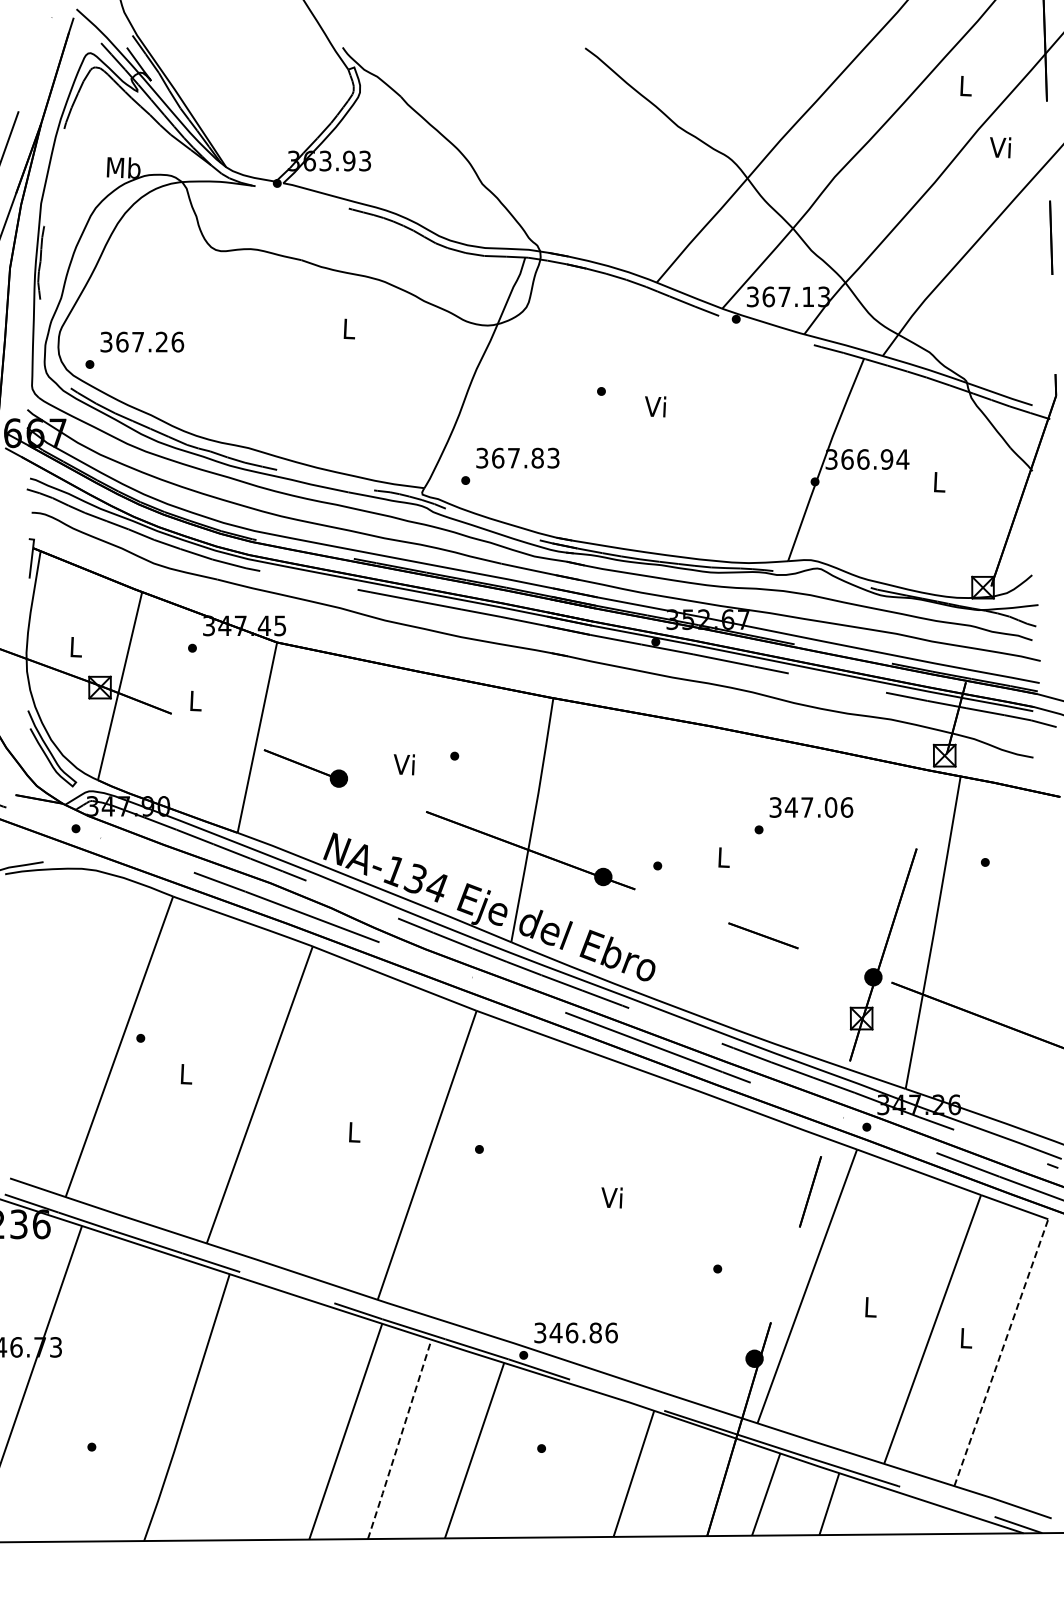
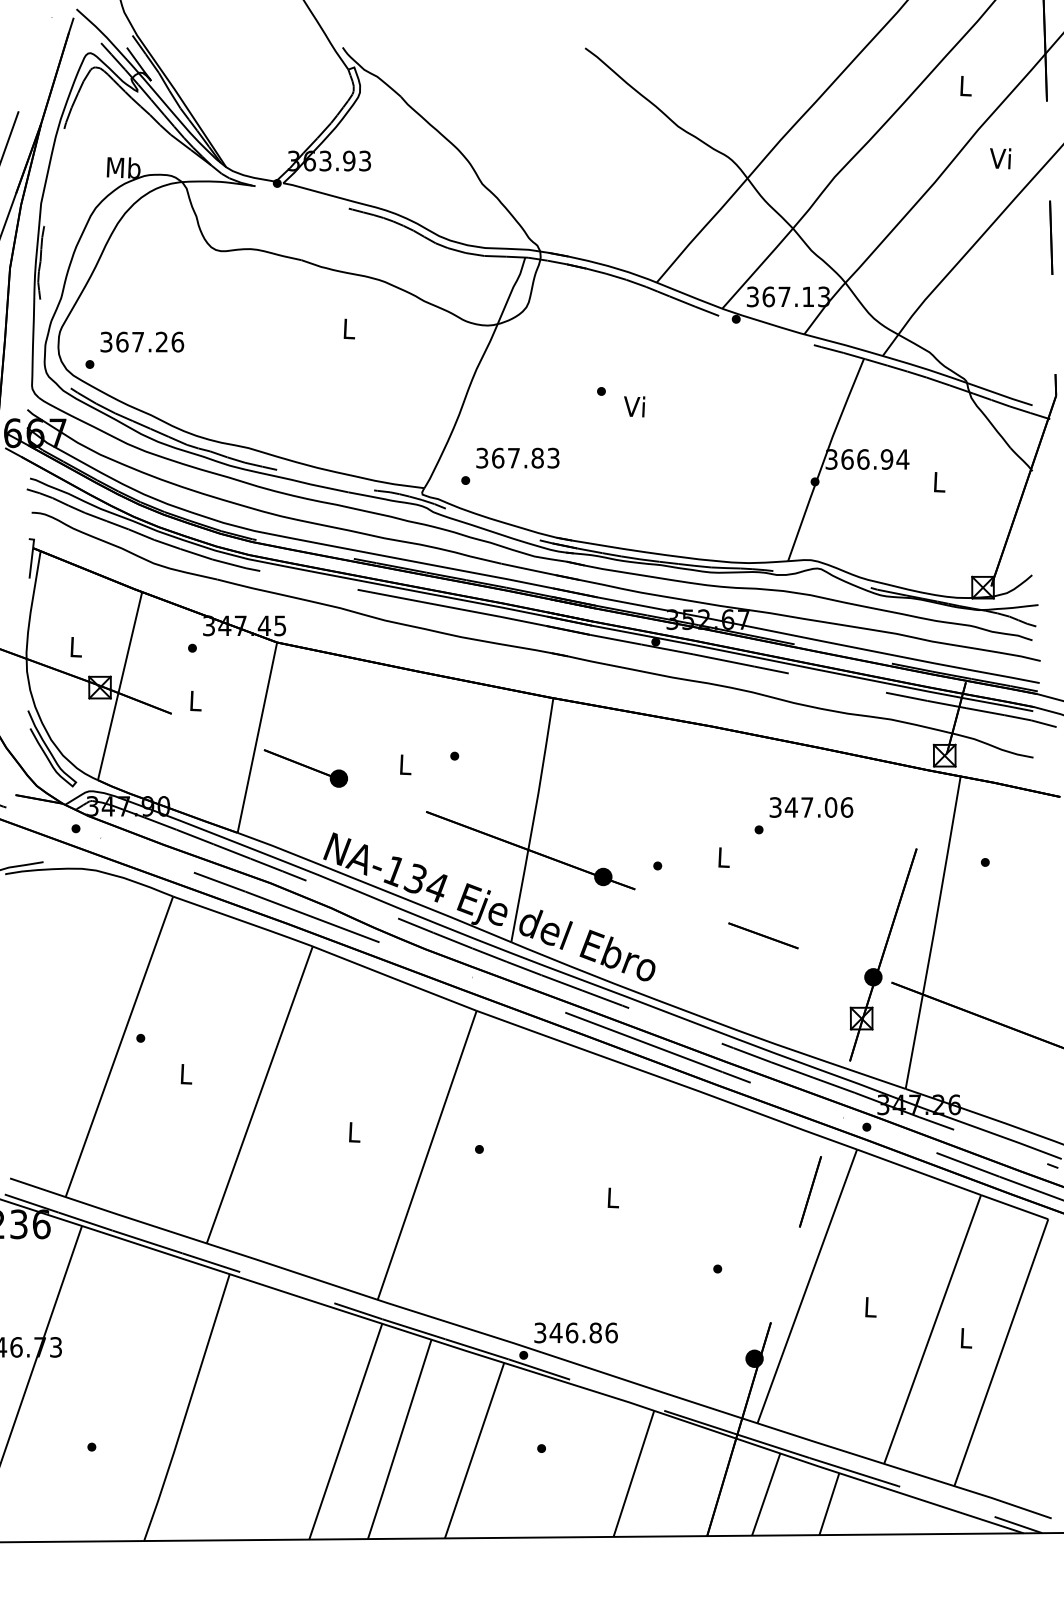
text position: (1000, 147) -> (1000, 158) (1000, 158)
text position: (655, 406) -> (634, 406) (634, 406)
text: Vi -> L (403, 764)
text: Vi -> L (611, 1197)
line: dashed -> solid (1001, 1352)
line: dashed -> solid (399, 1439)
